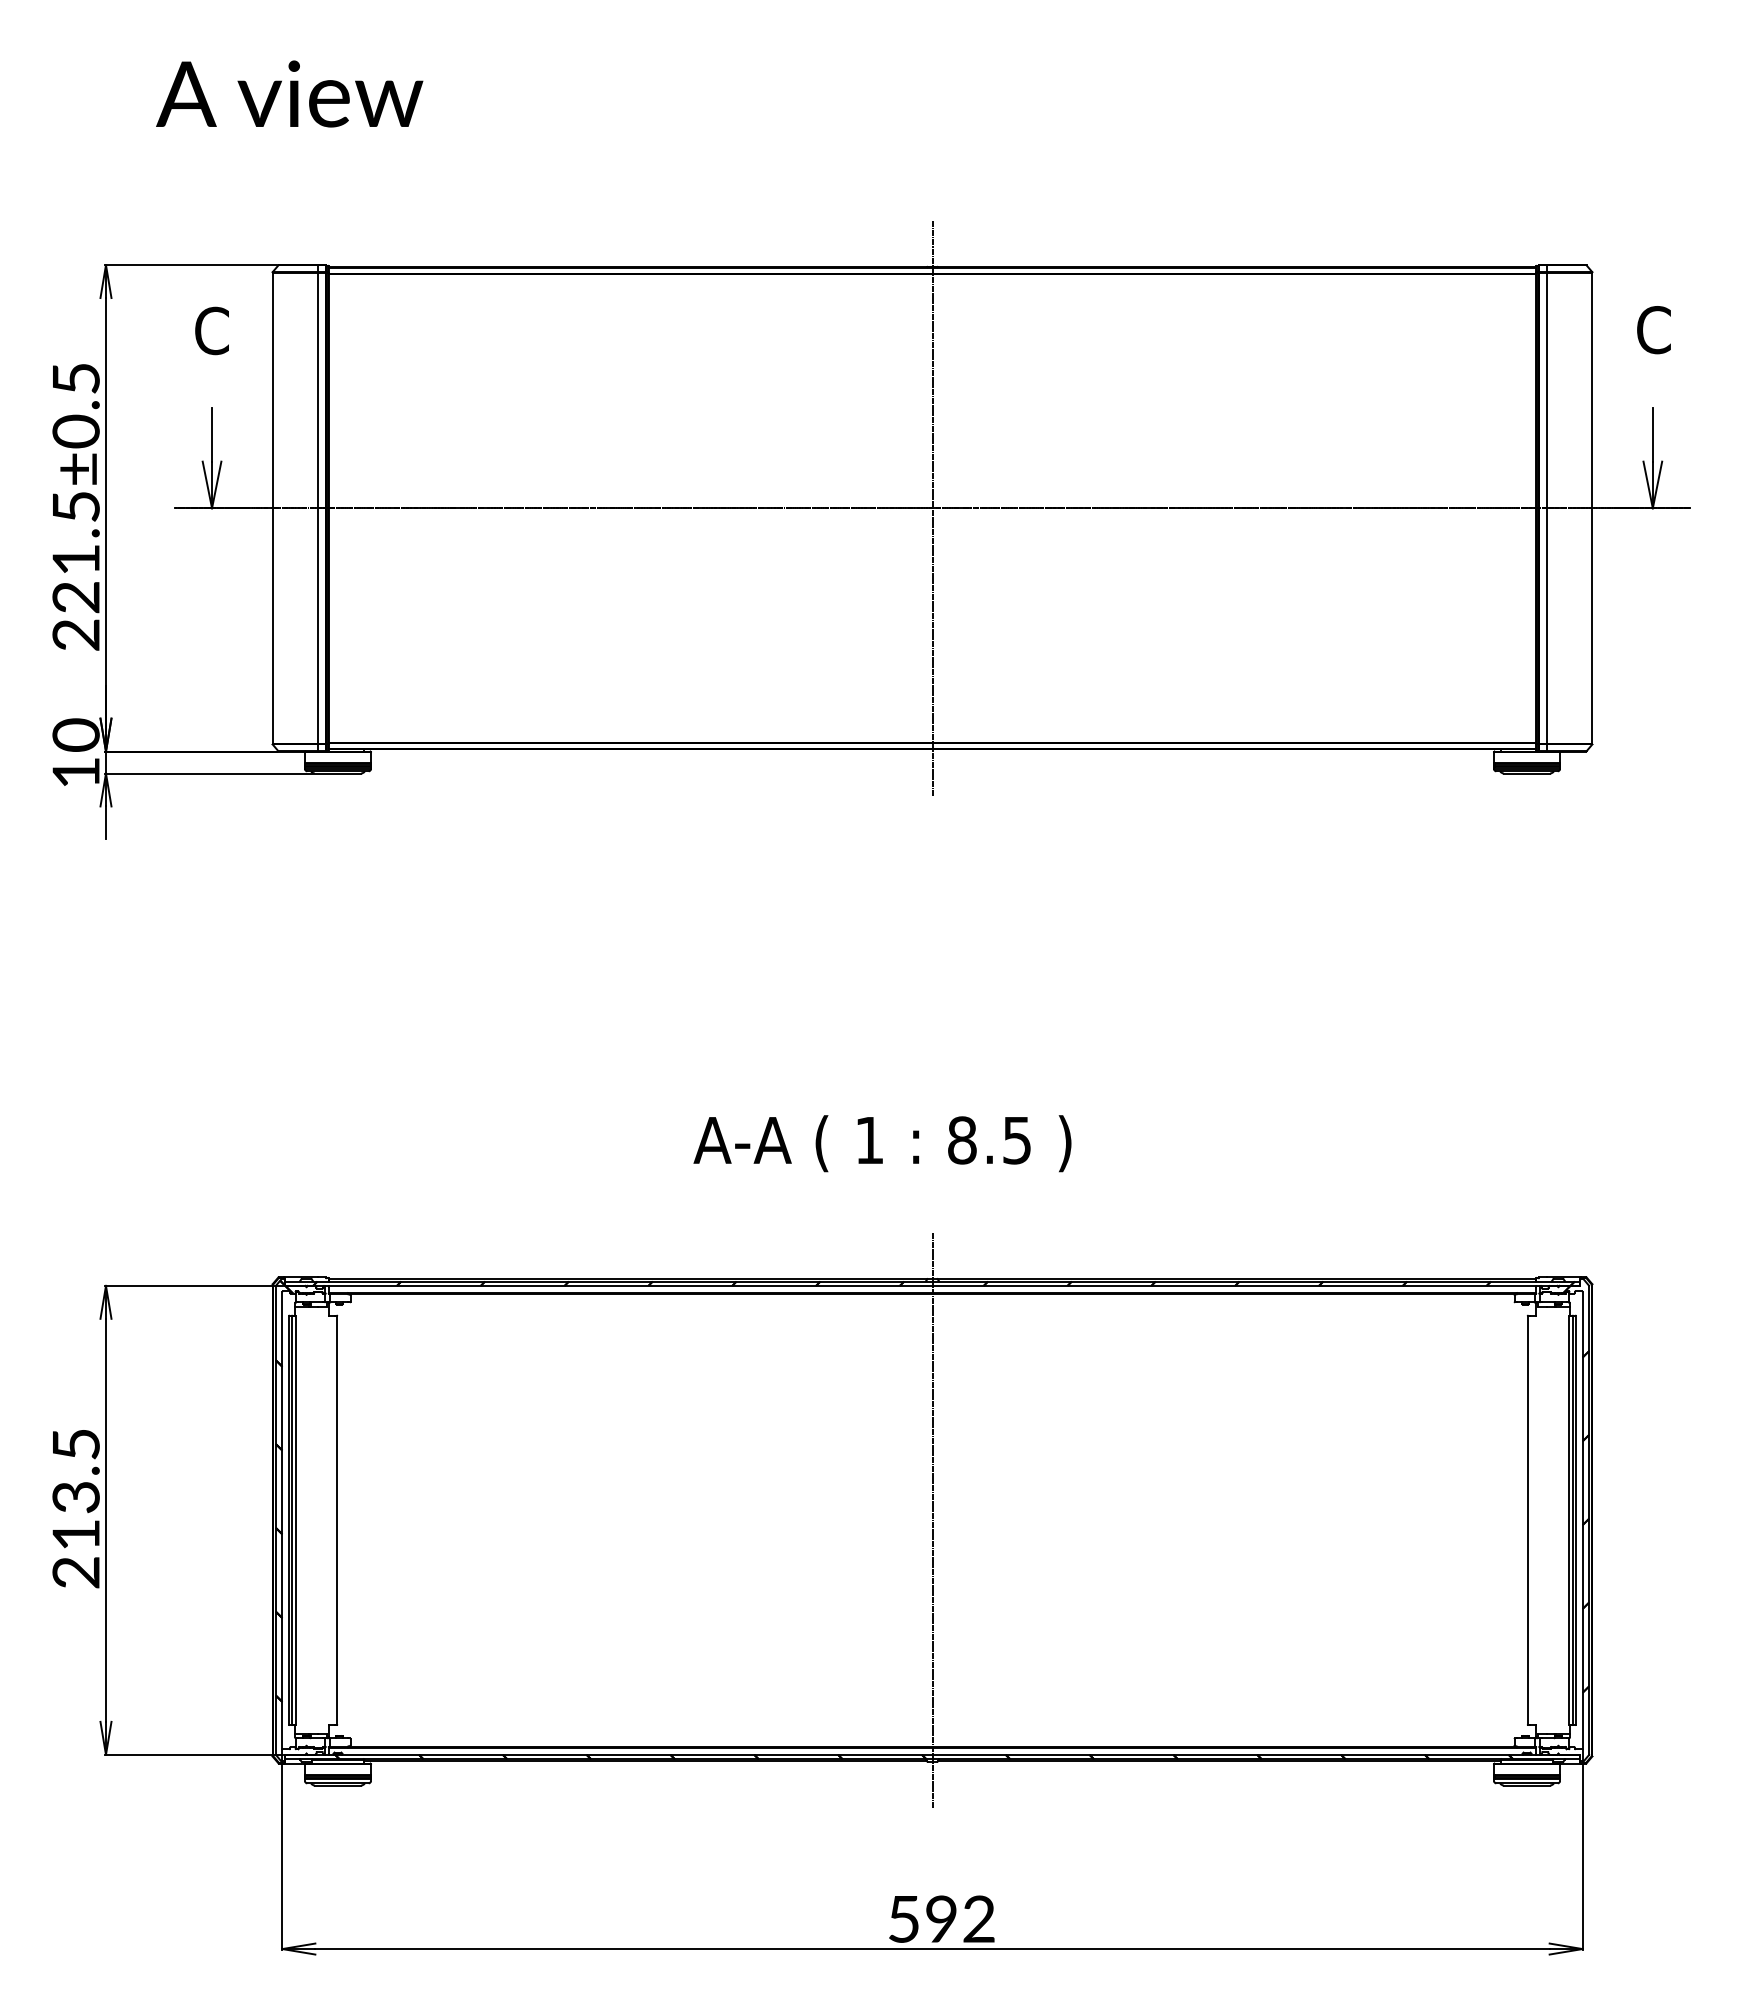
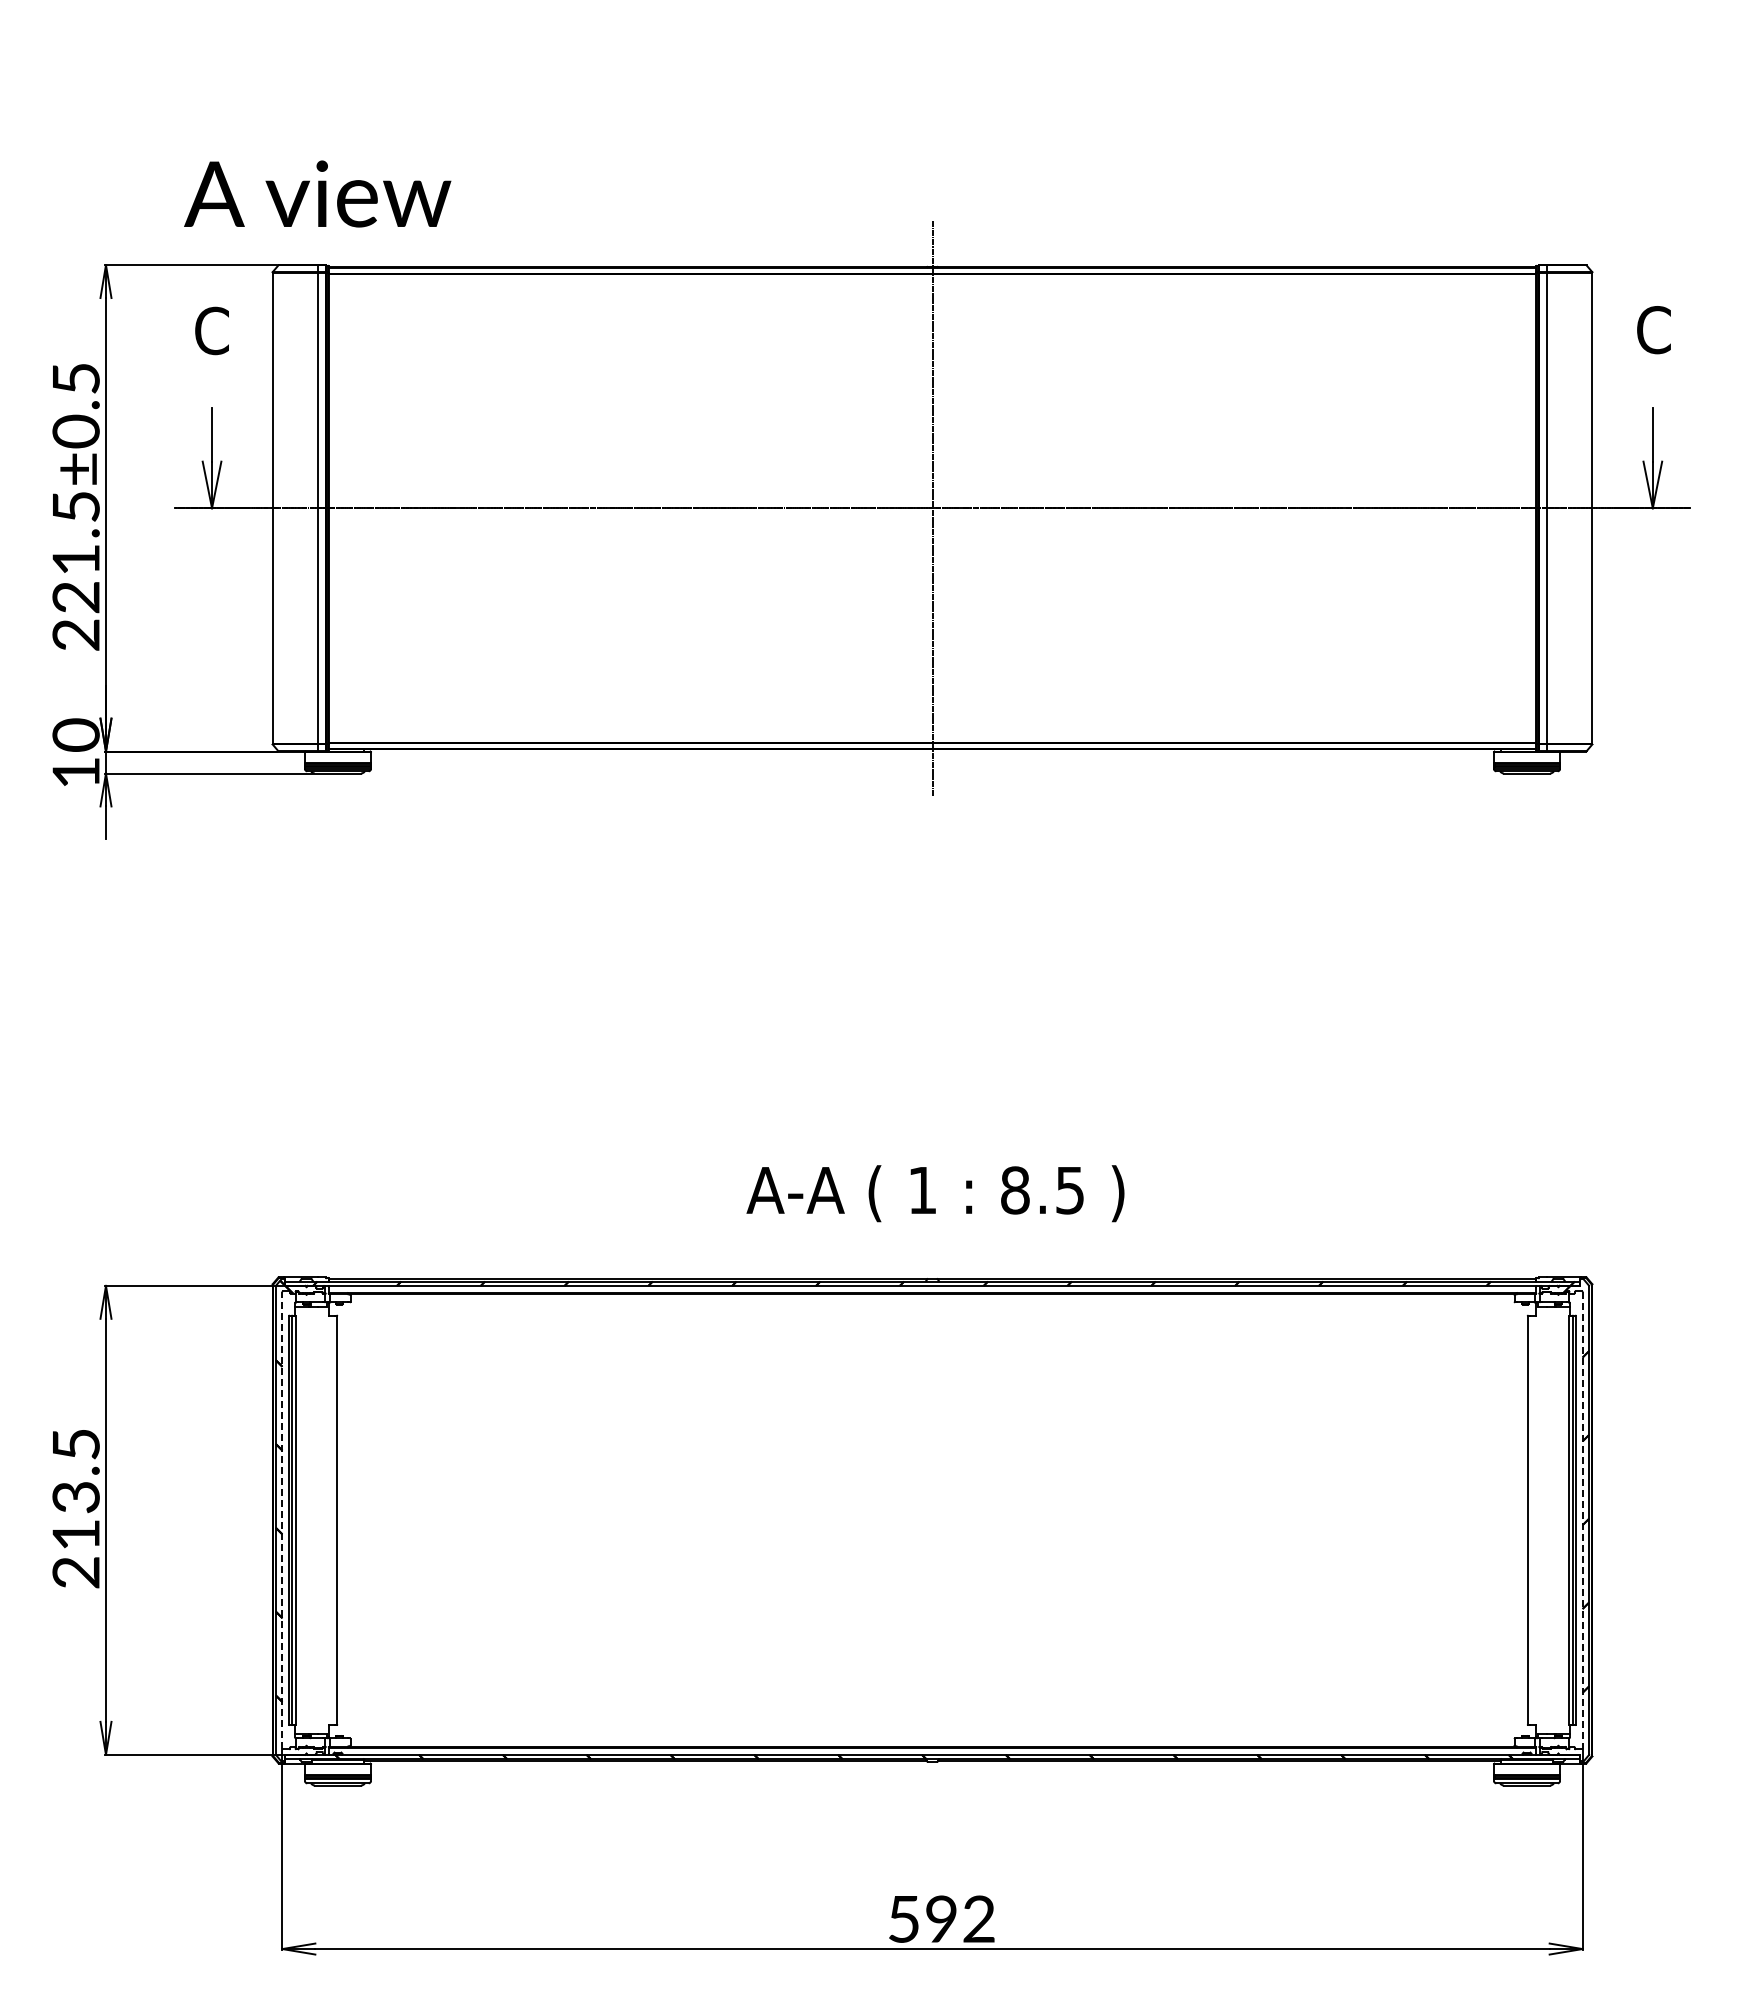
text position: (289, 93) -> (317, 193) (317, 193)
text position: (882, 1143) -> (935, 1193) (935, 1193)
line: solid -> dashed (282, 1519)
line: present -> none (932, 1520)
line: solid -> dashed (1582, 1520)
